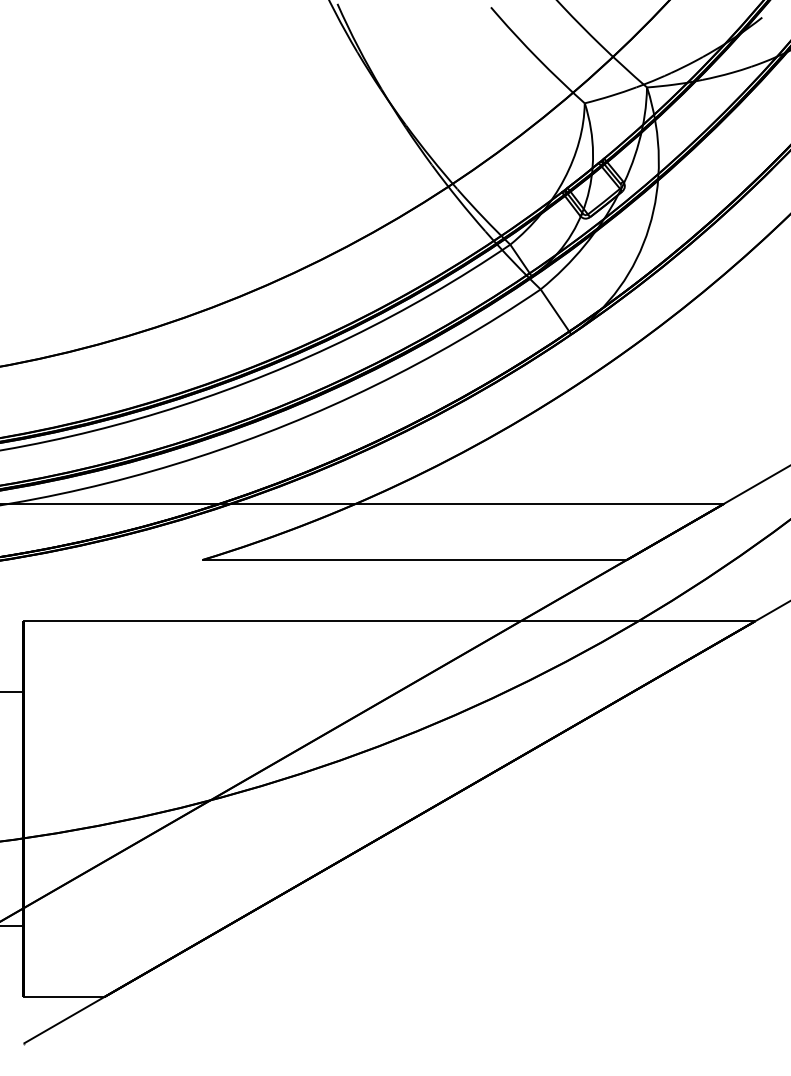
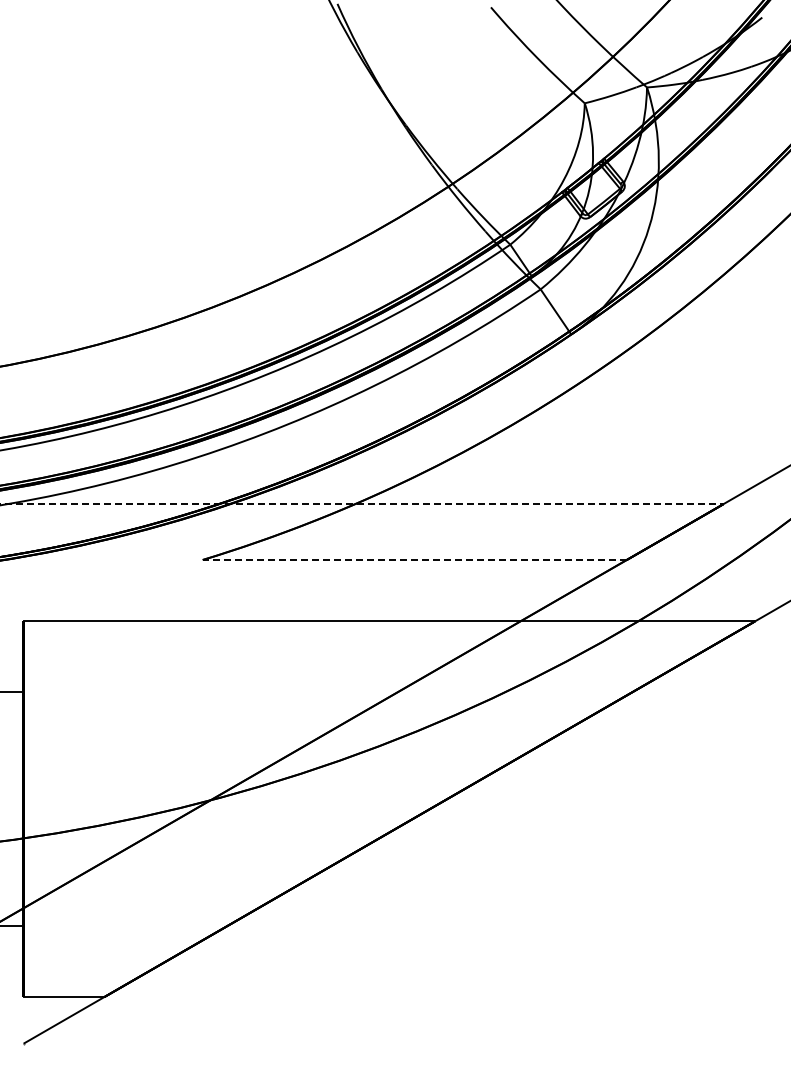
line: solid -> dashed (361, 504)
line: solid -> dashed (414, 559)
